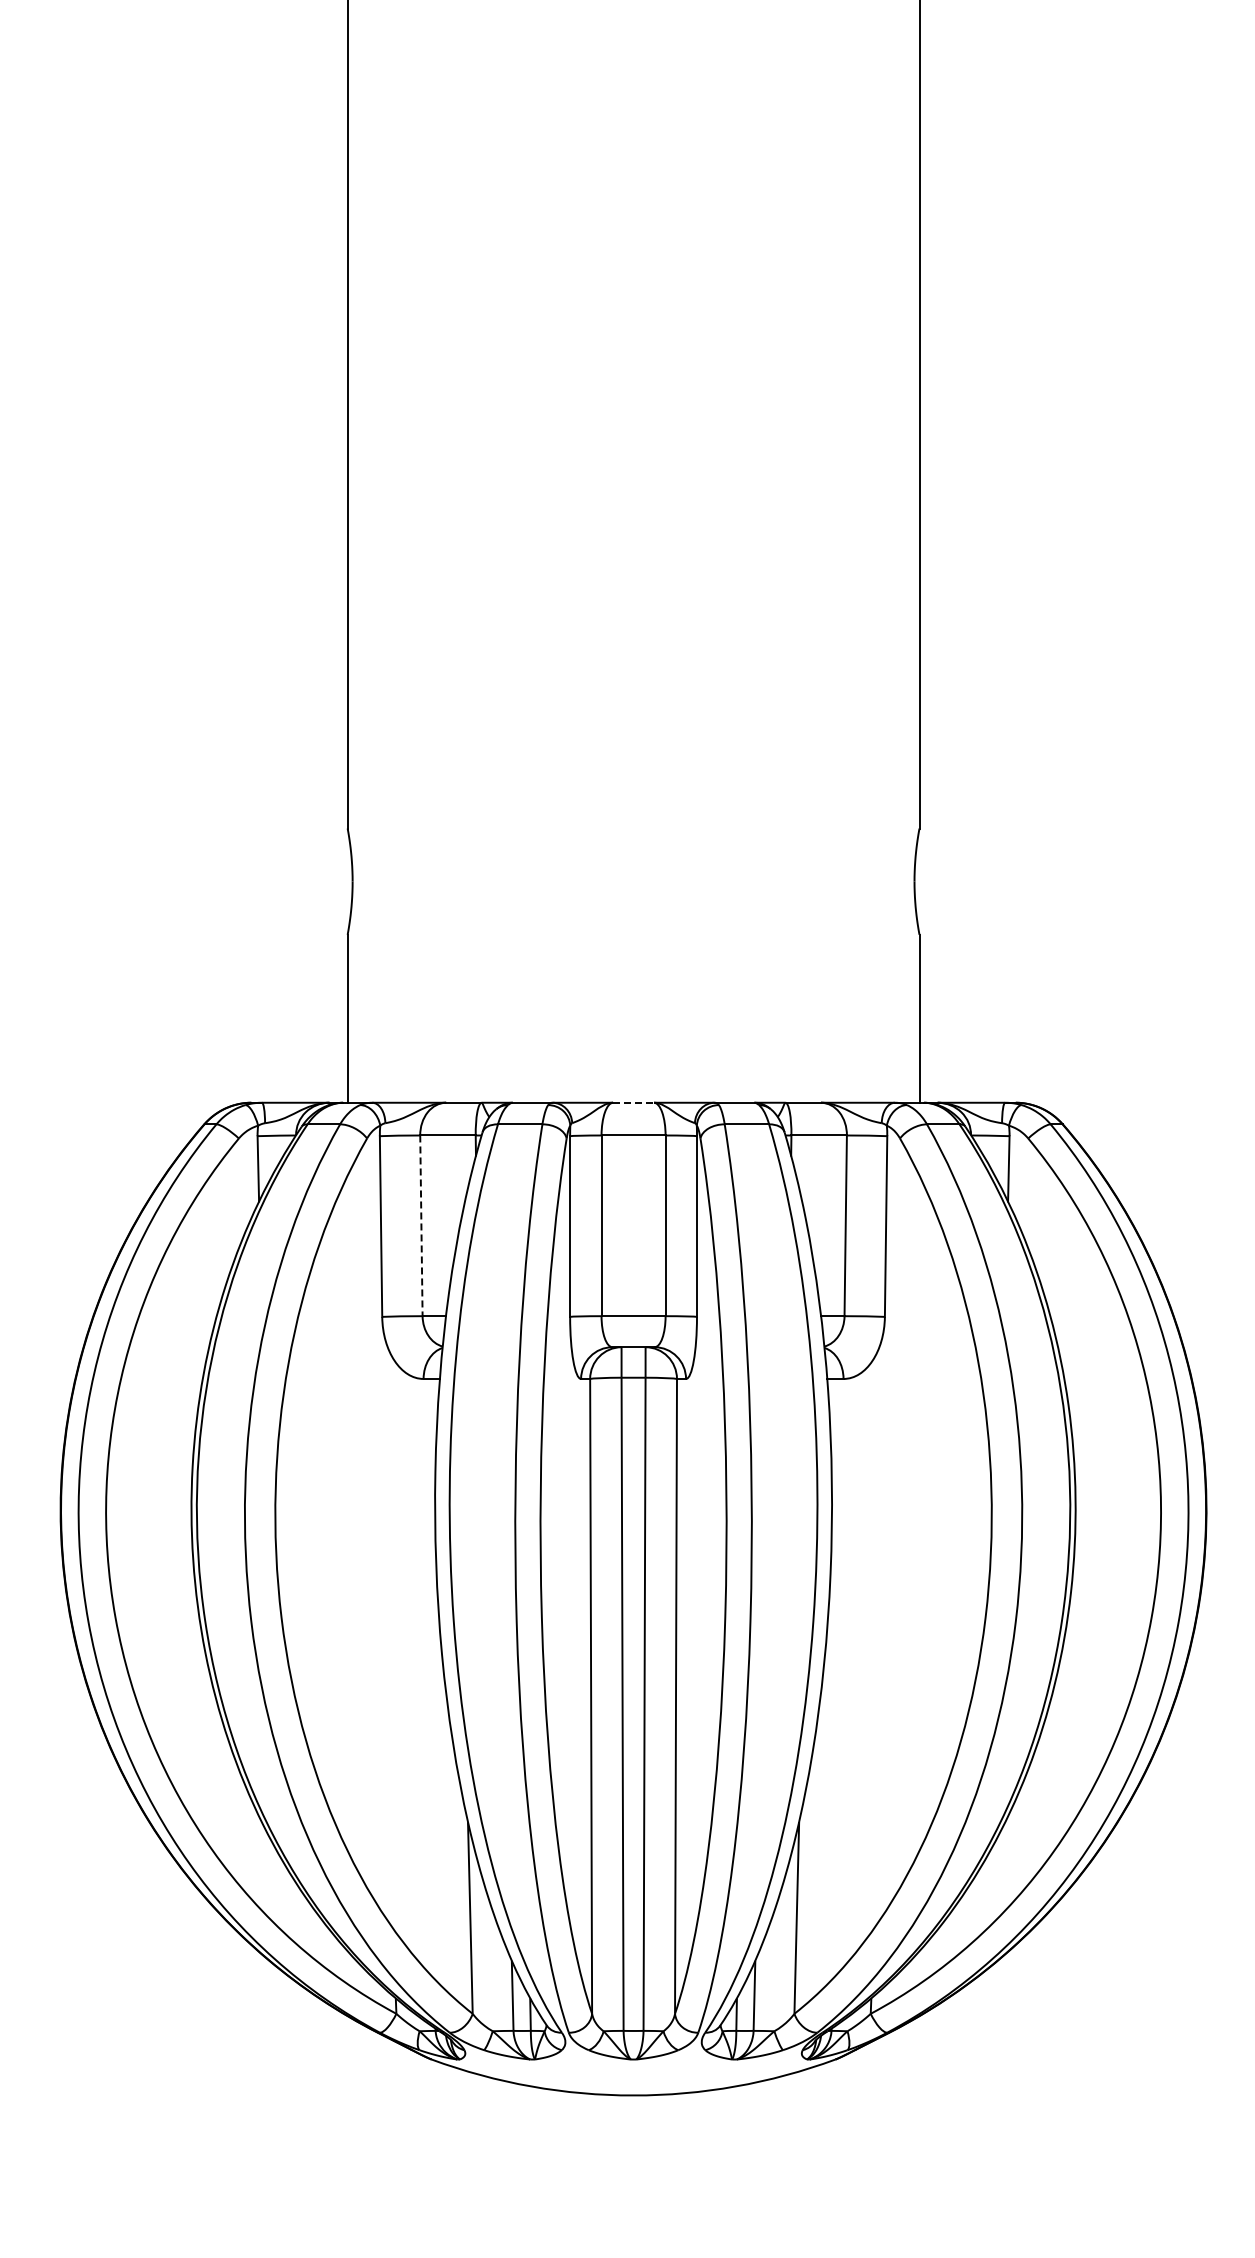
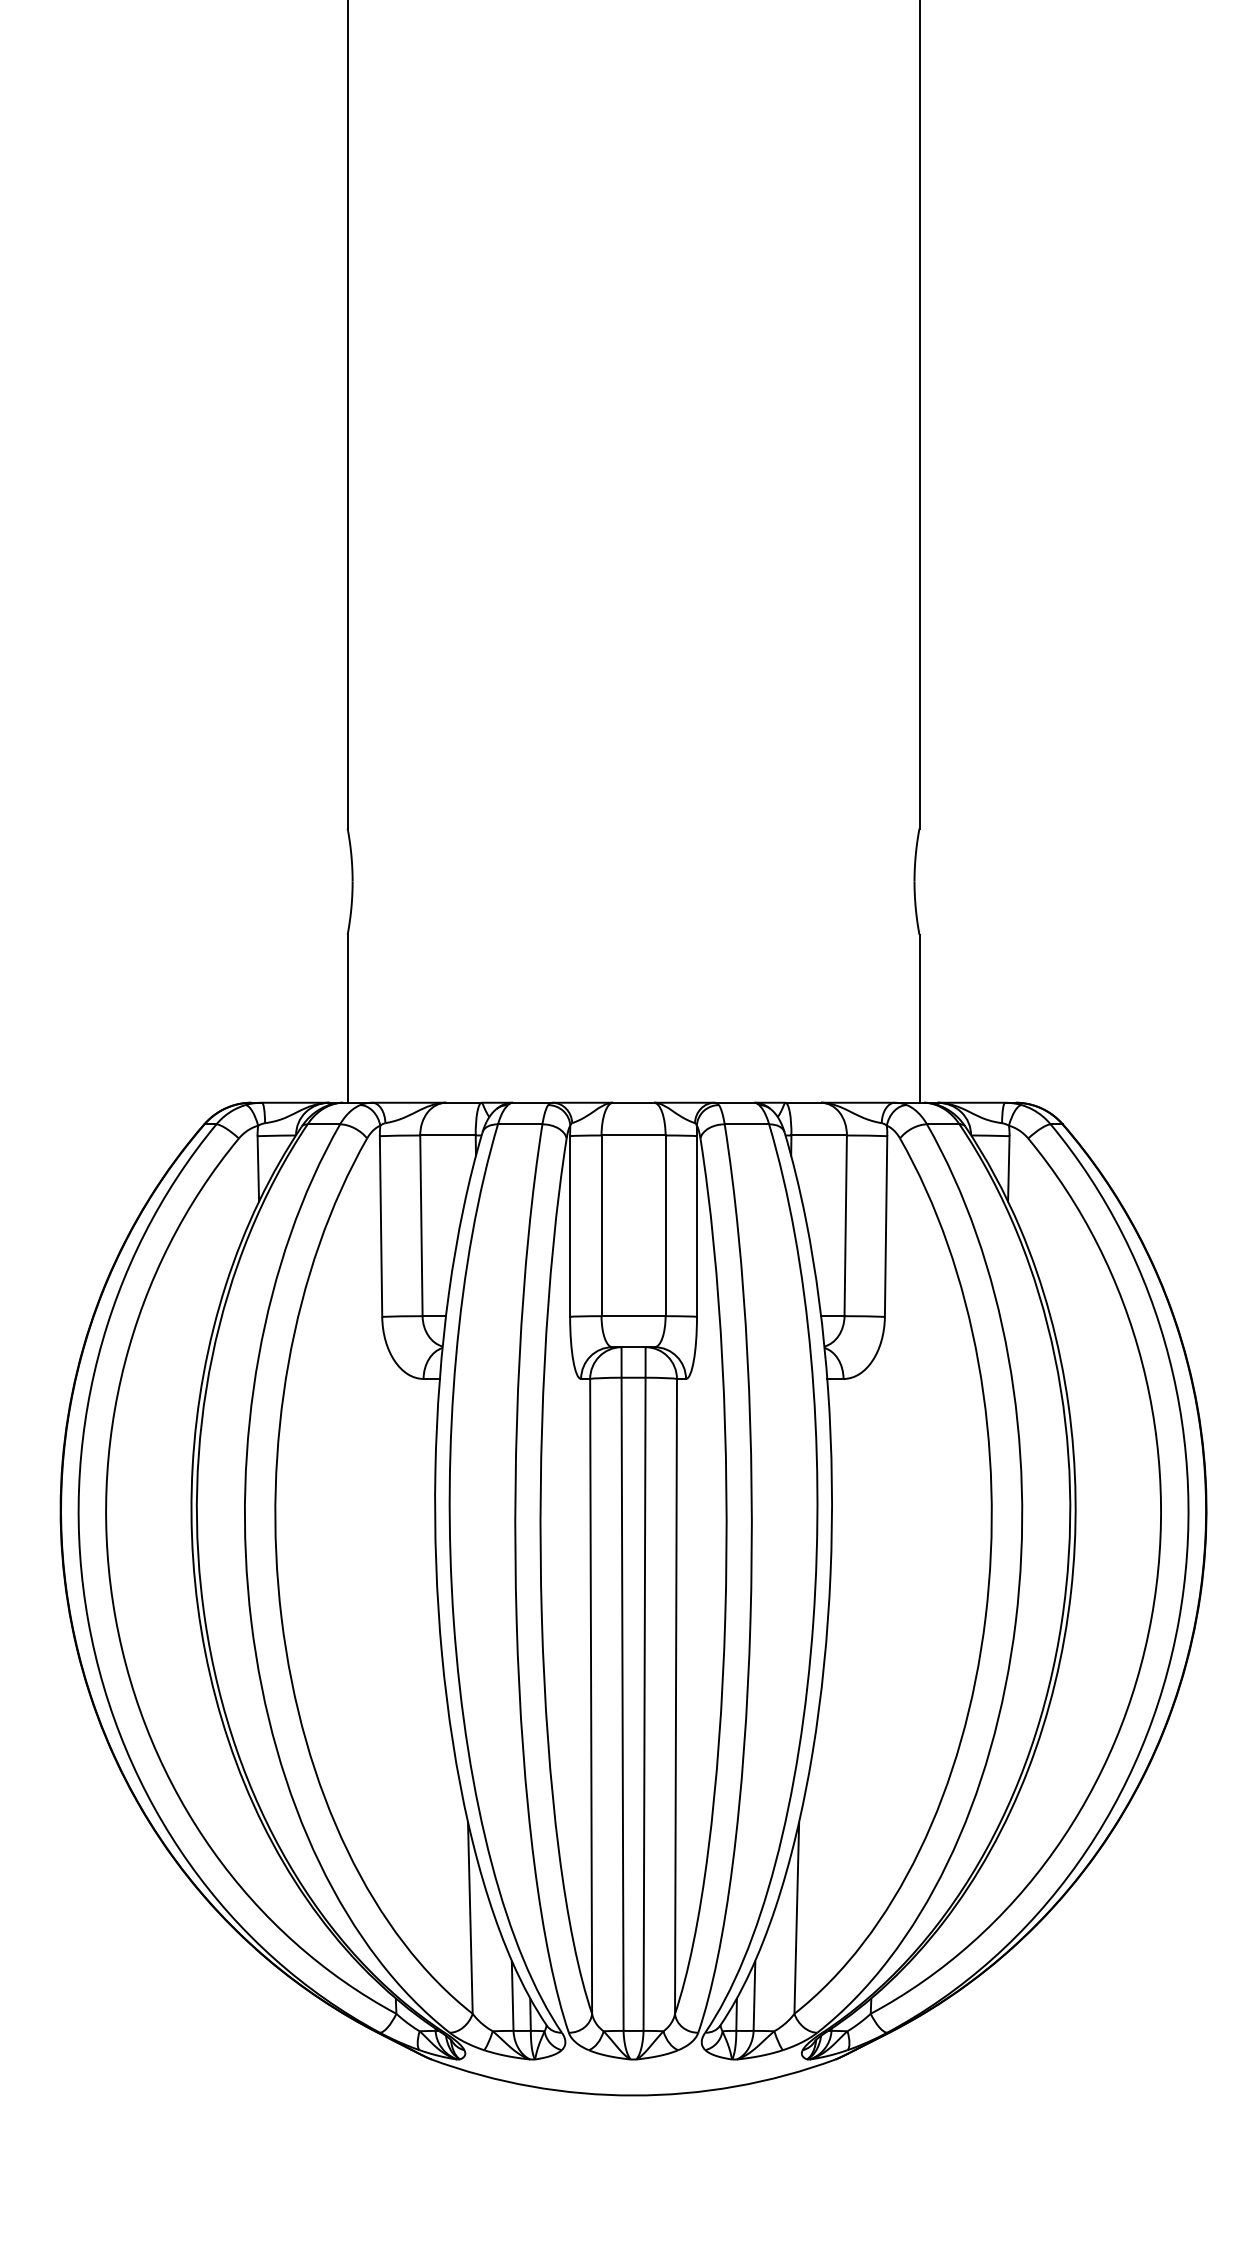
line: dashed -> solid (634, 1102)
line: dashed -> solid (421, 1226)
